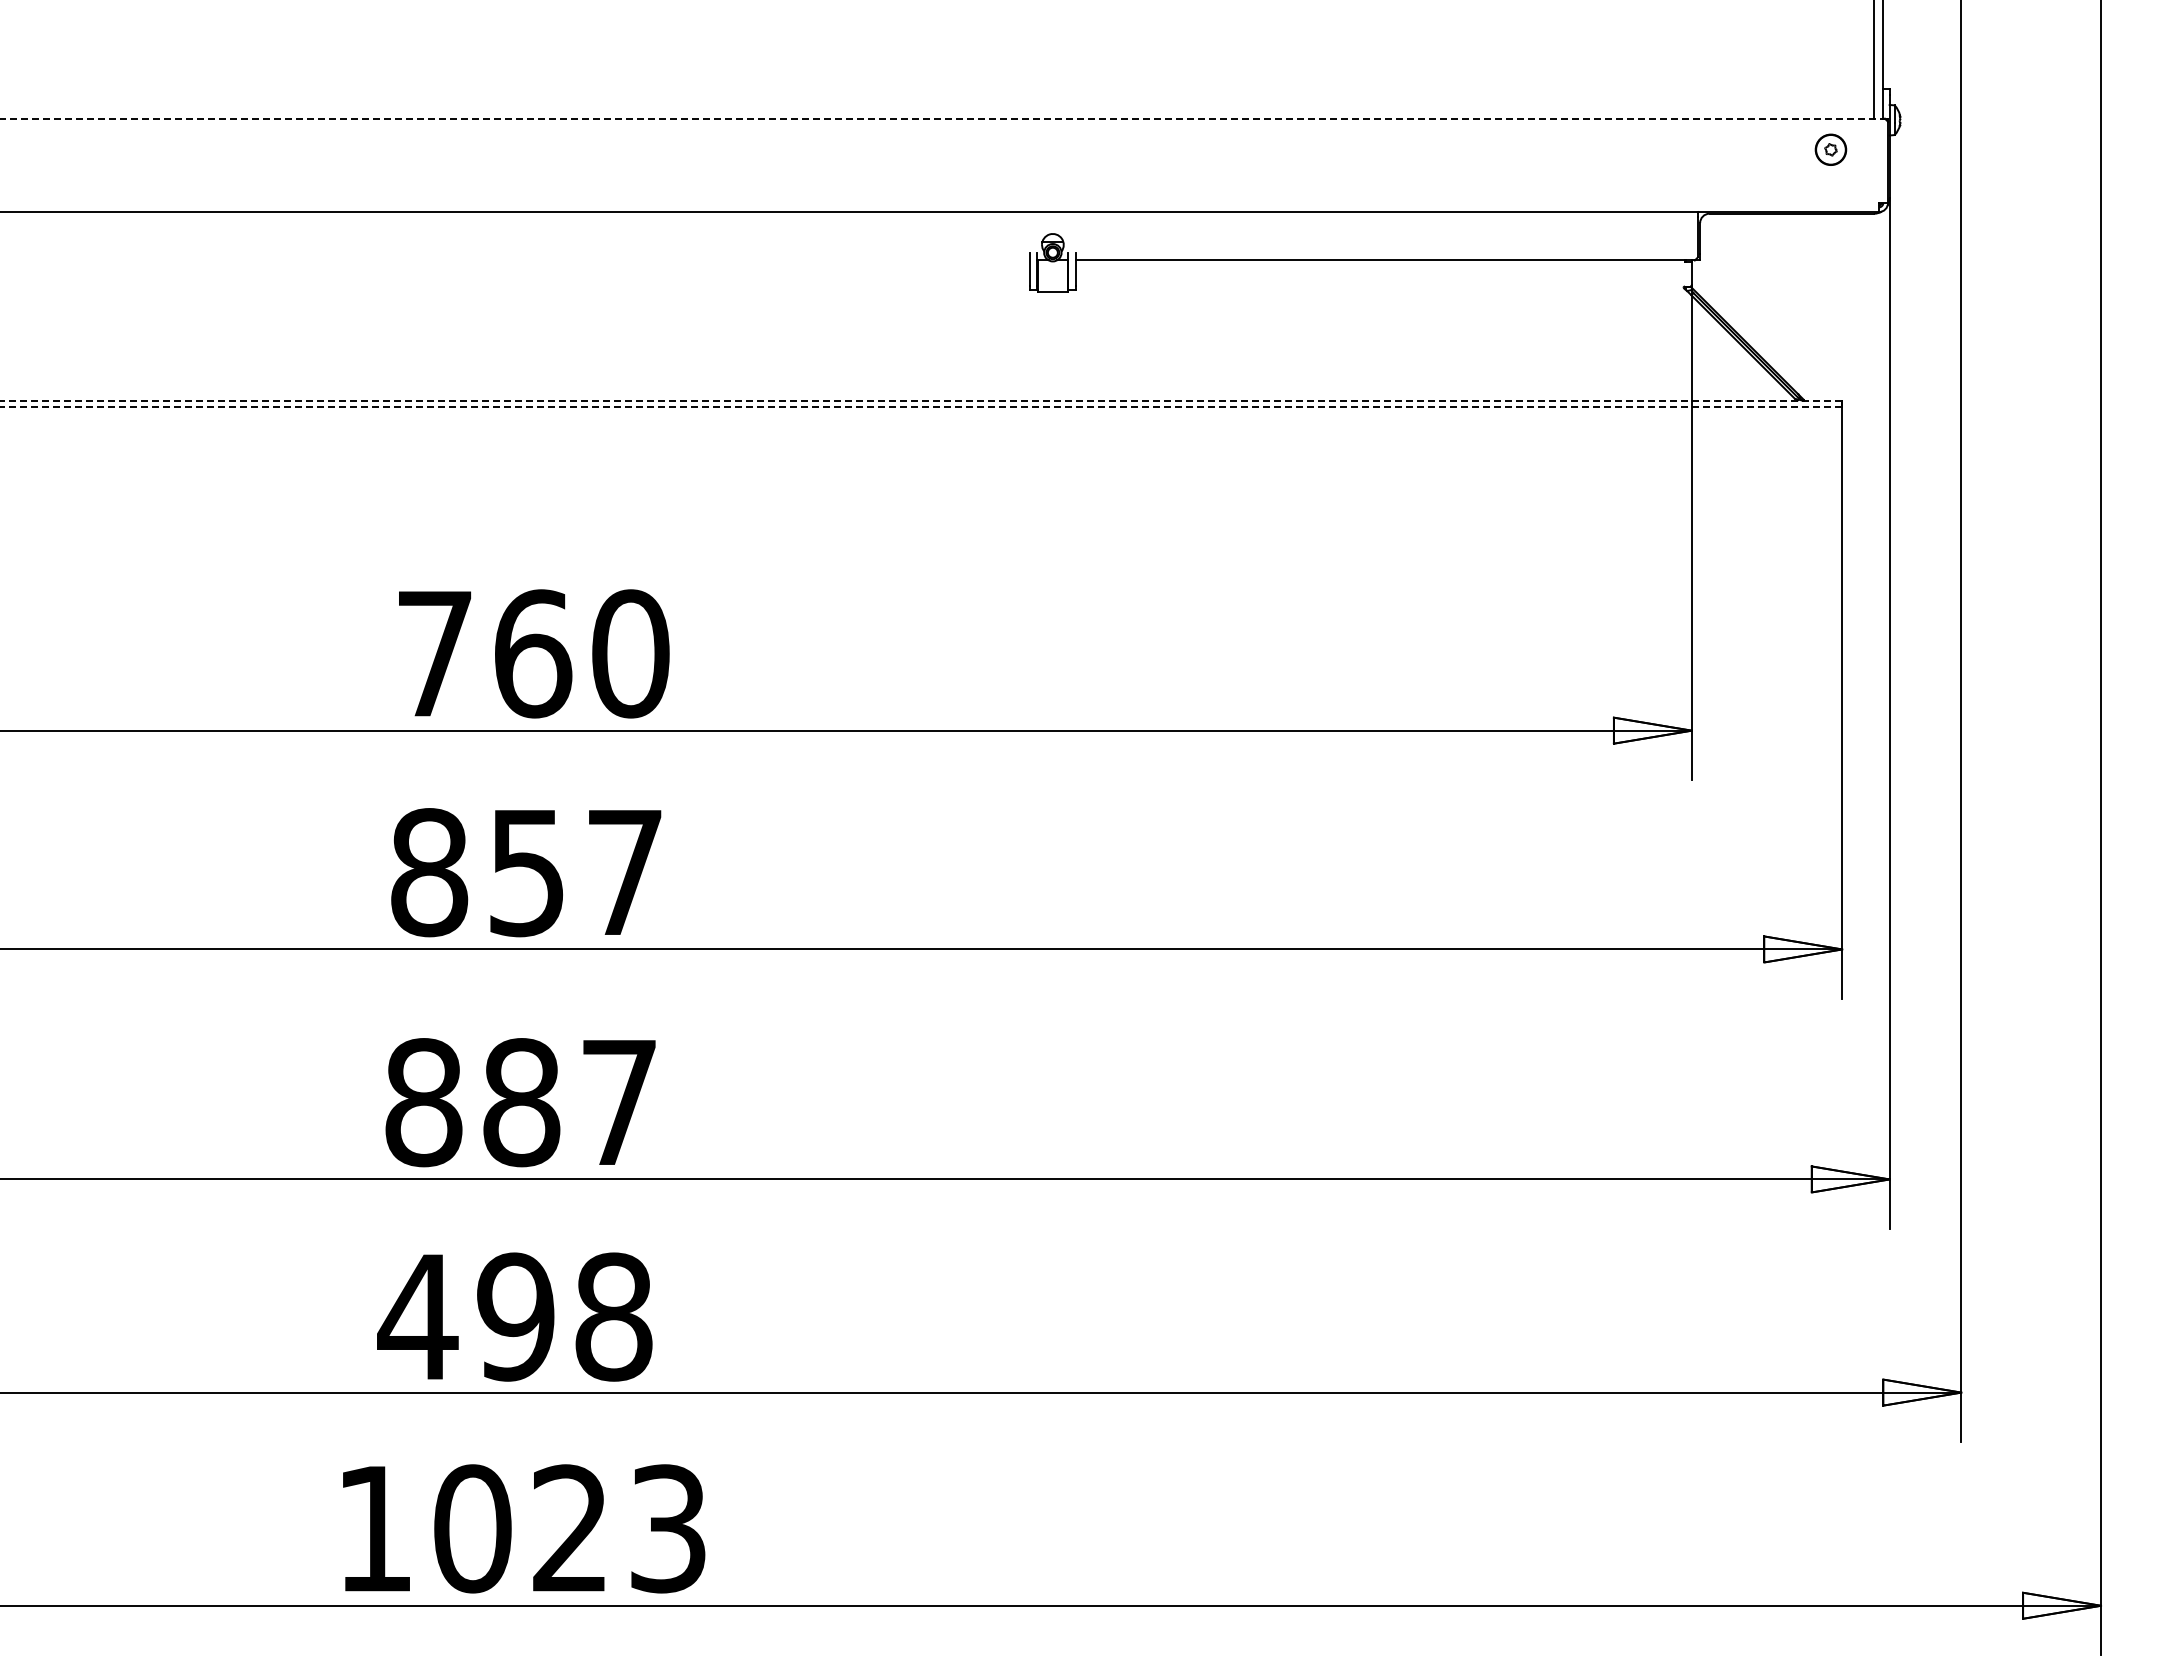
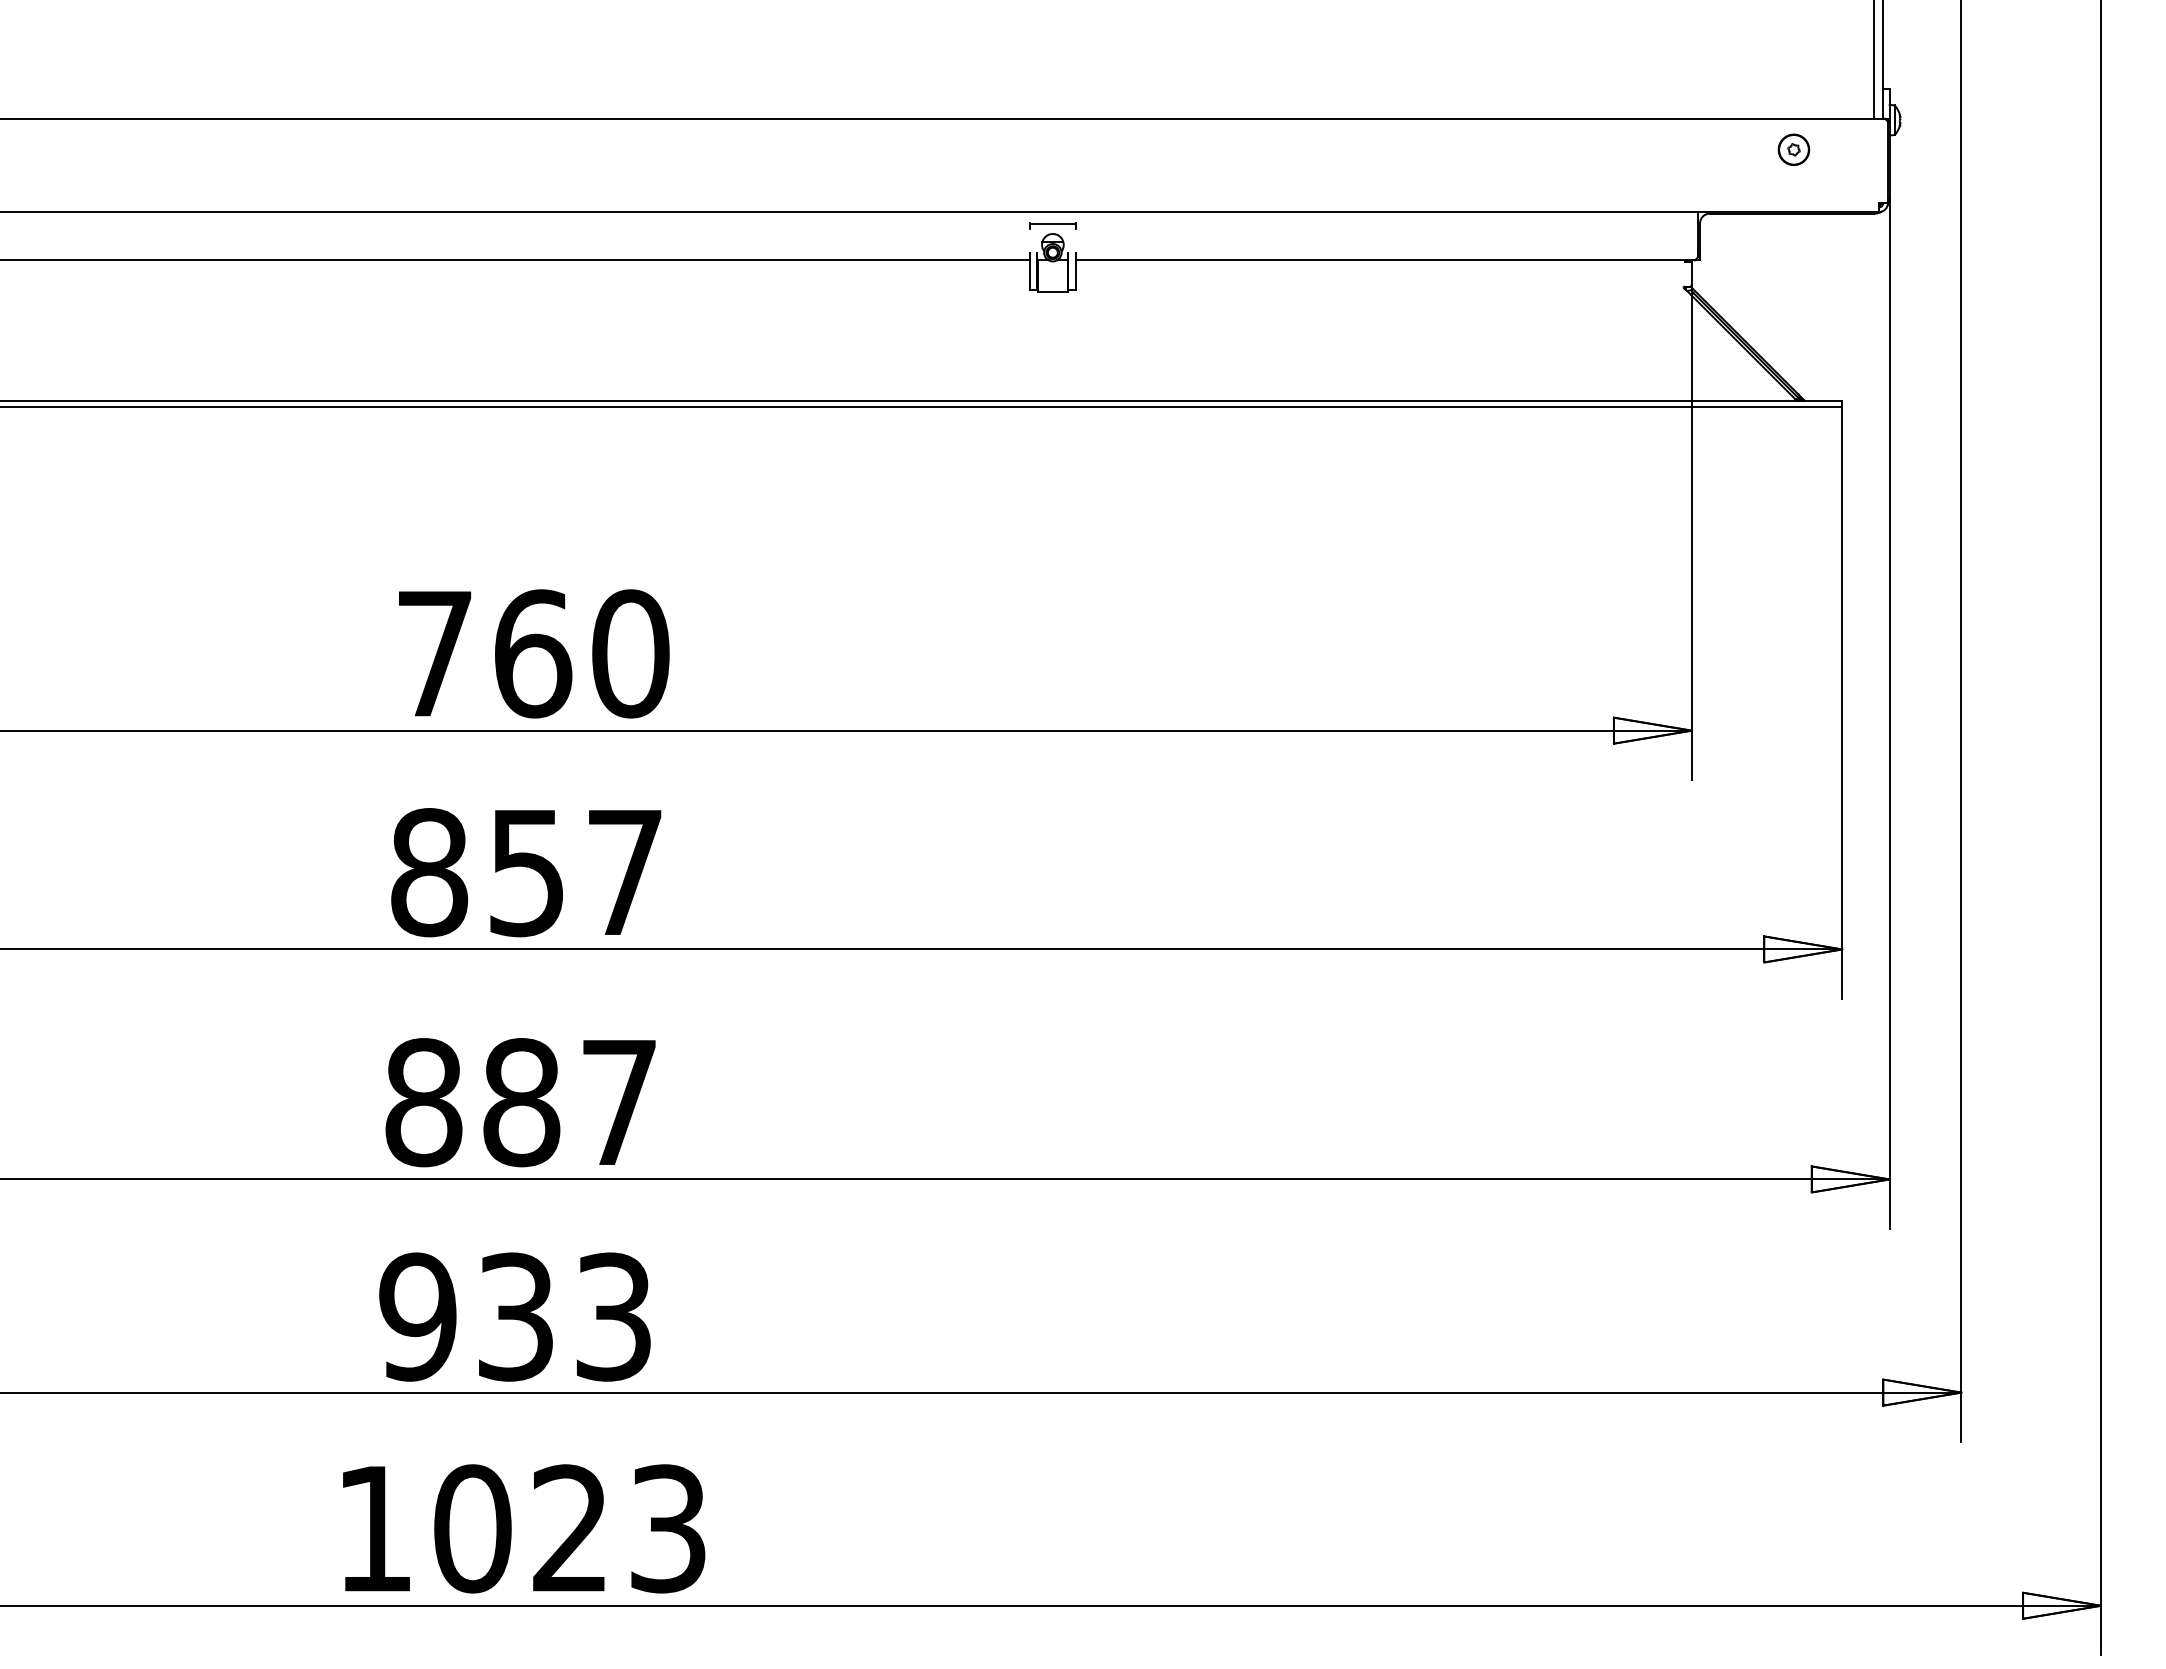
line: dashed -> solid (942, 118)
part position: (1830, 149) -> (1793, 149) (1793, 149)
part: none -> present (1052, 225)
line: none -> present (515, 260)
line: dashed -> solid (921, 400)
line: dashed -> solid (921, 406)
text: 498 -> 933 (514, 1316)
